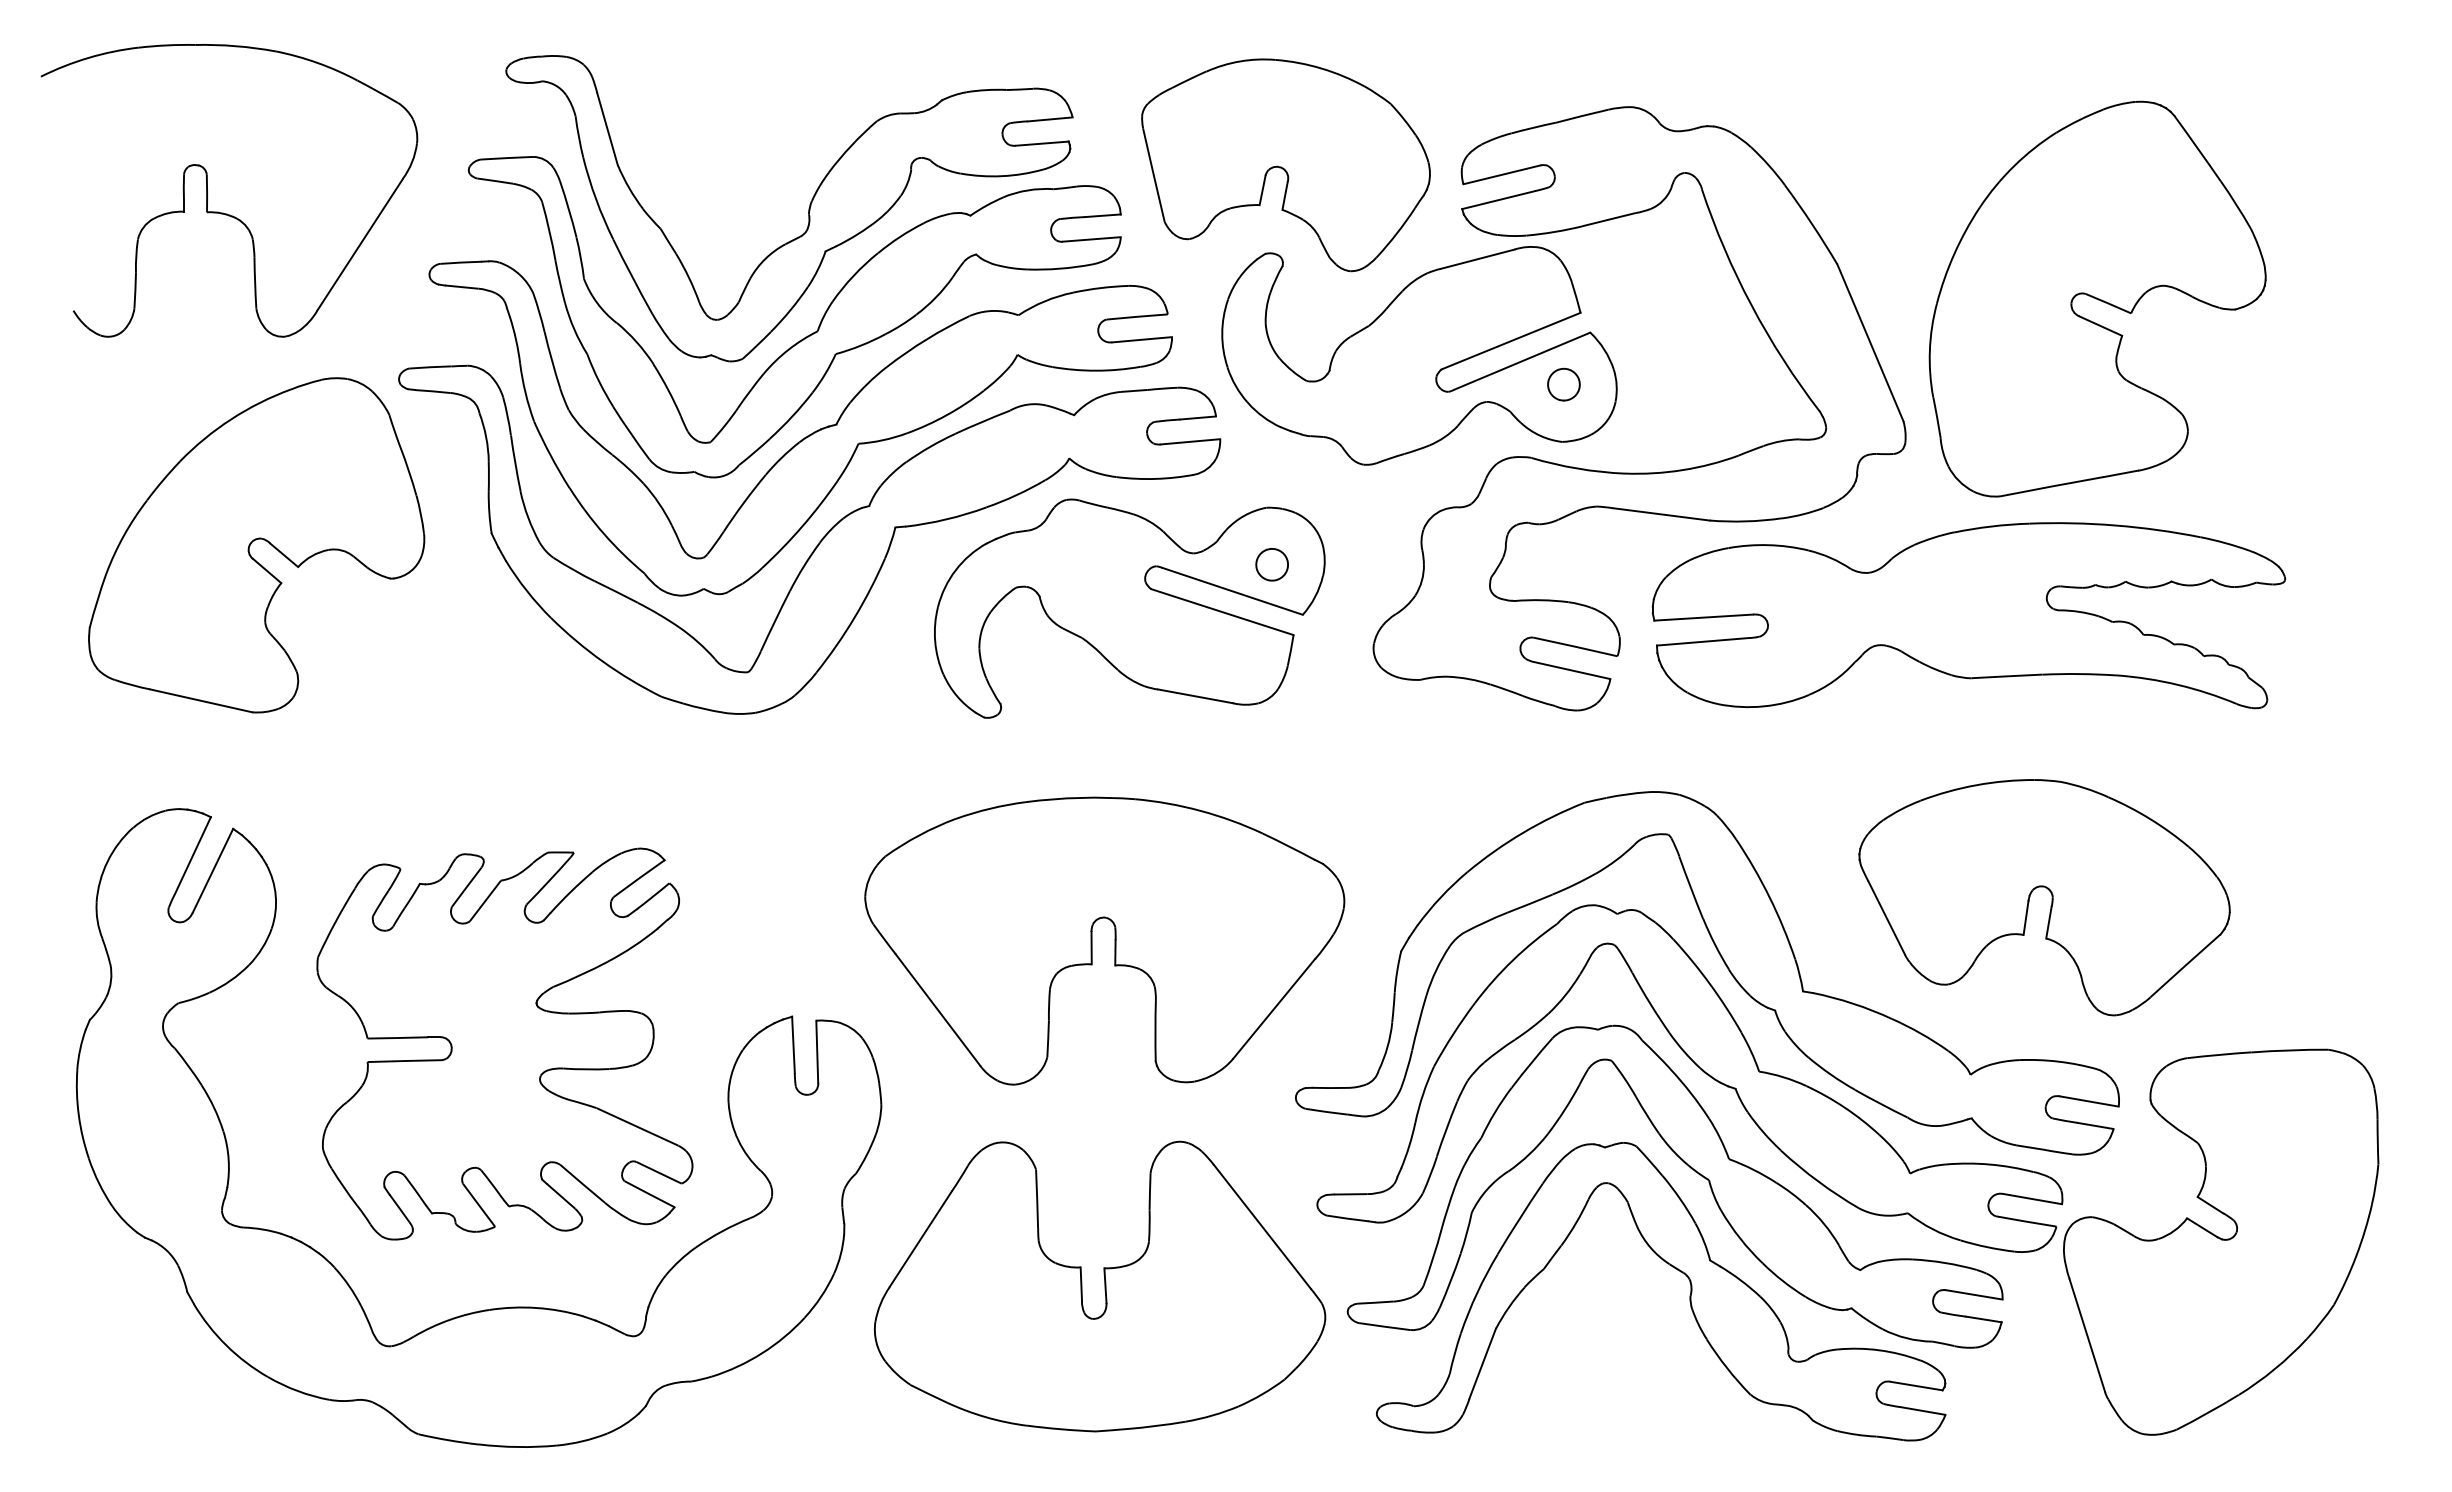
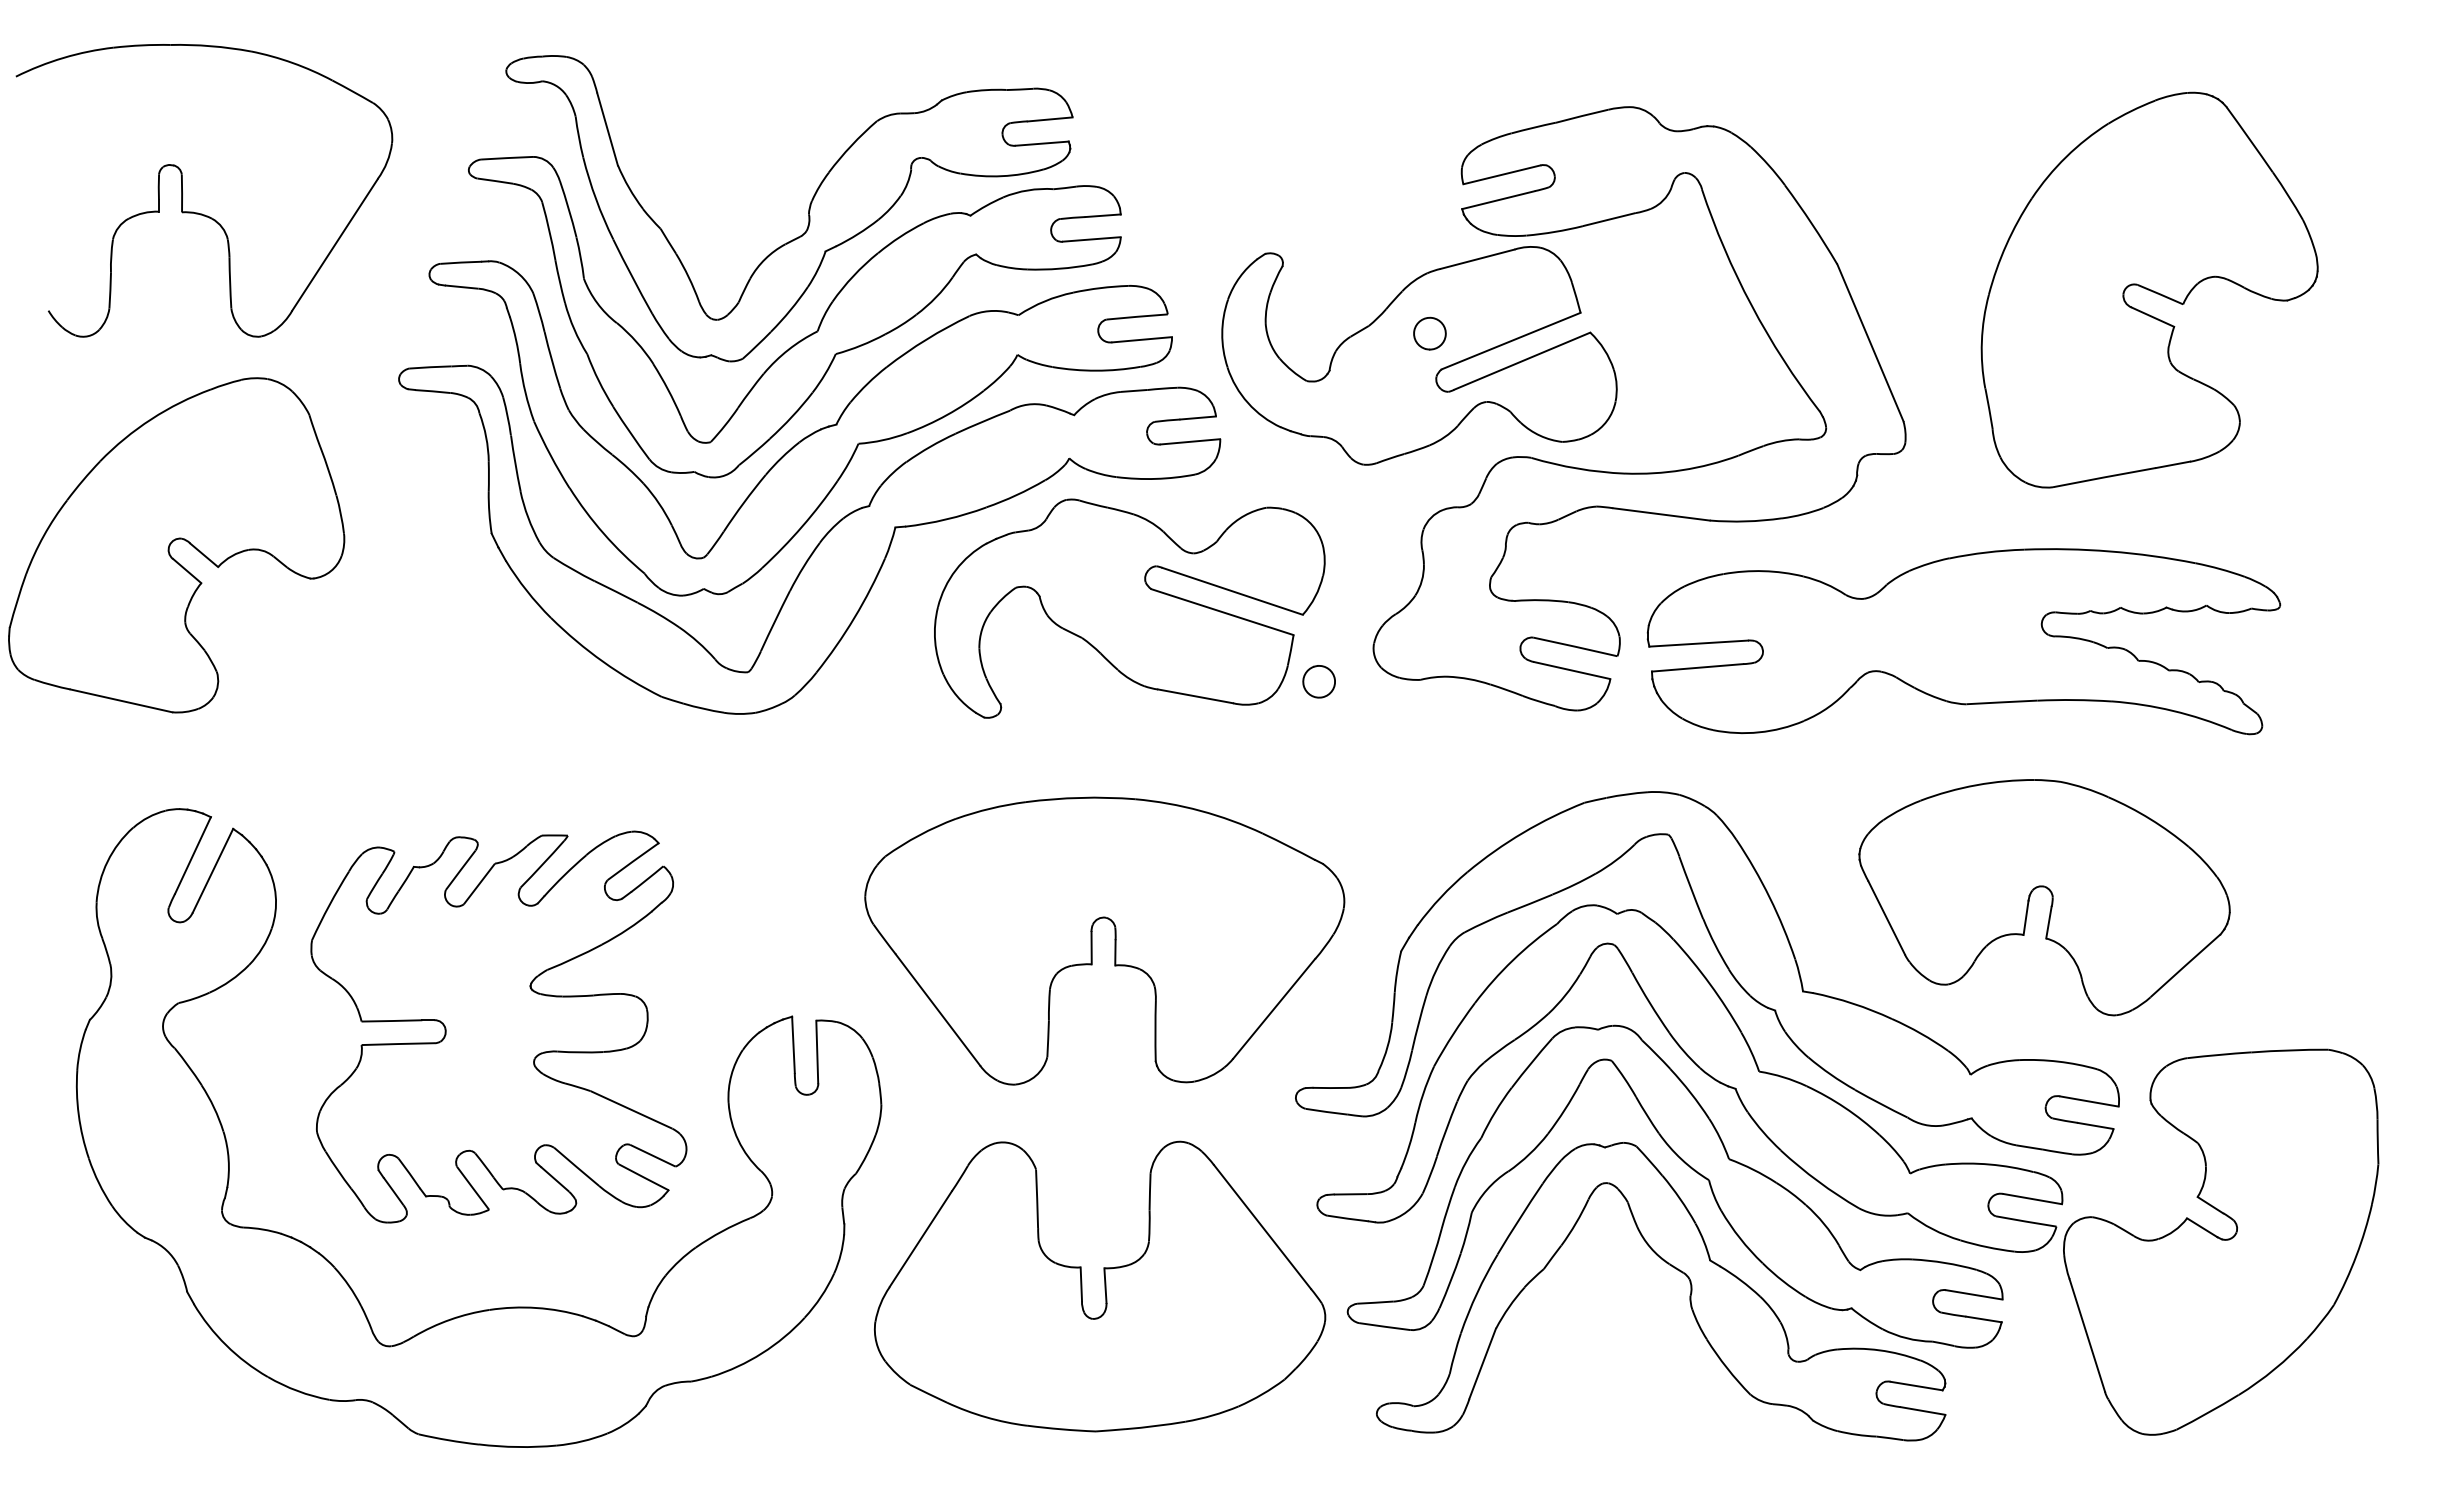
part: present -> none (1285, 165)
part position: (207, 190) -> (182, 190) (182, 190)
part position: (2097, 298) -> (2149, 289) (2149, 289)
part position: (1563, 384) -> (1429, 333) (1429, 333)
part position: (256, 545) -> (176, 545) (176, 545)
part position: (1271, 564) -> (1318, 681) (1318, 681)
part position: (1968, 615) -> (1963, 641) (1963, 641)
part position: (504, 1043) -> (498, 1026) (498, 1026)
